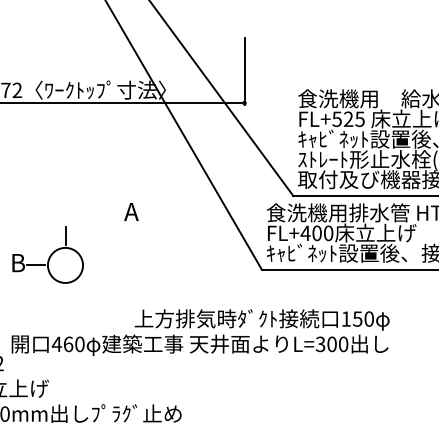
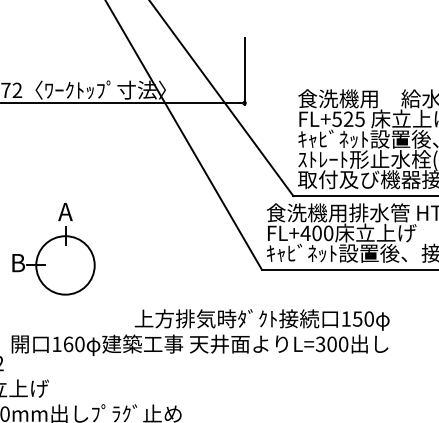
text position: (131, 211) -> (65, 211) (65, 211)
circle diameter: 35 px -> 58 px (65, 265)
text: 460 -> 160 (56, 343)
